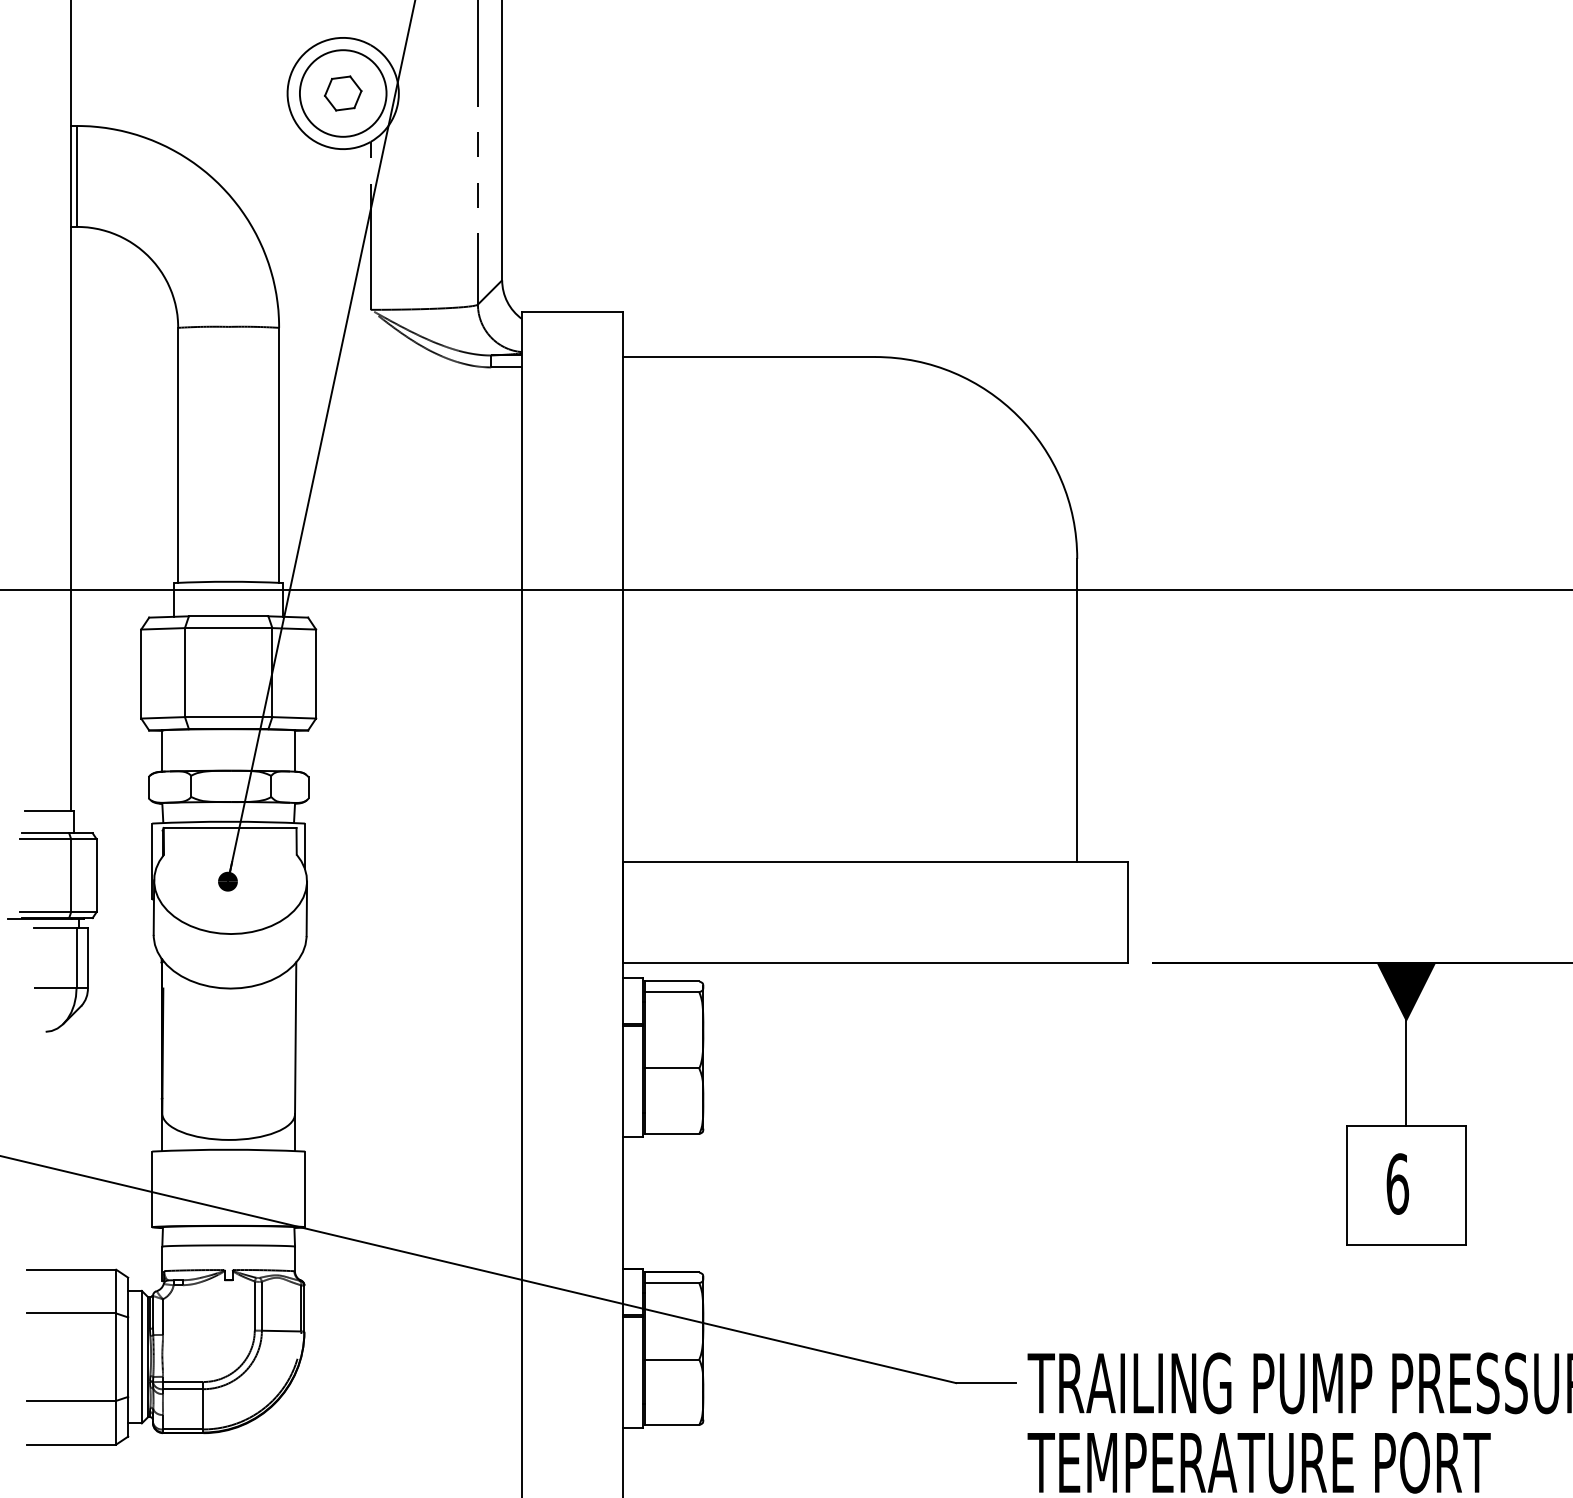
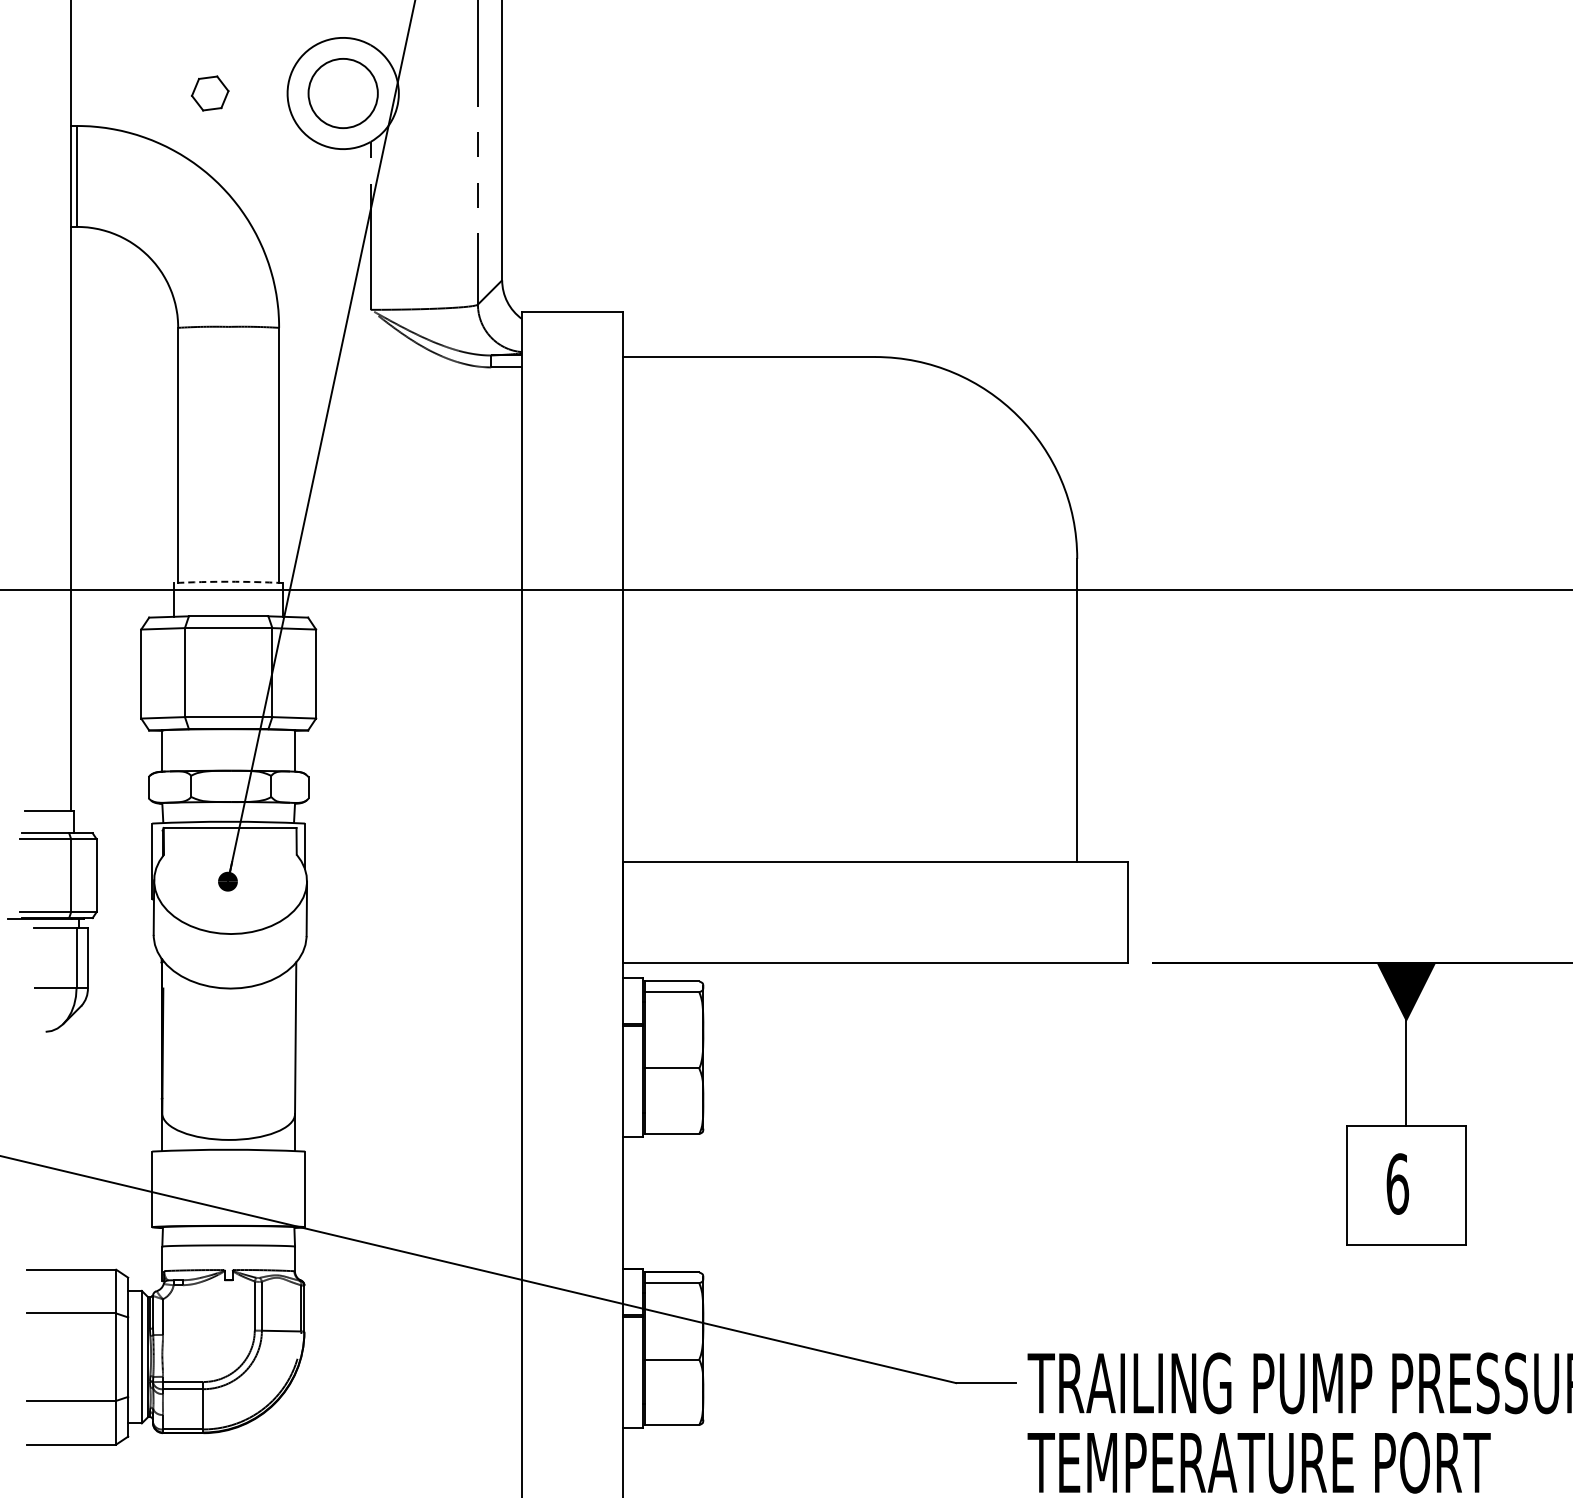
circle diameter: 87 px -> 69 px (342, 93)
part position: (343, 93) -> (210, 93) (210, 93)
arc: solid -> dashed (228, 581)
